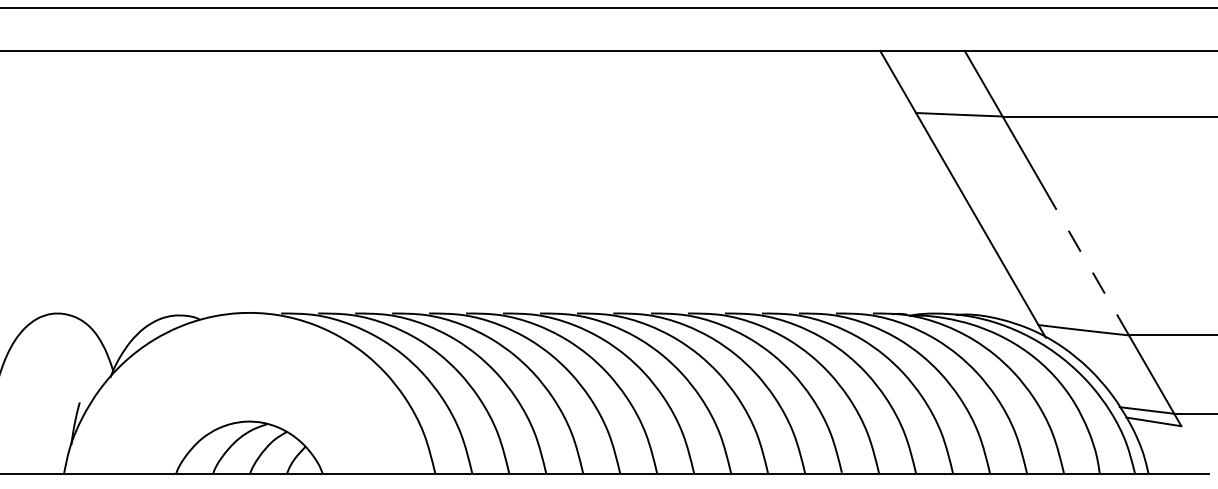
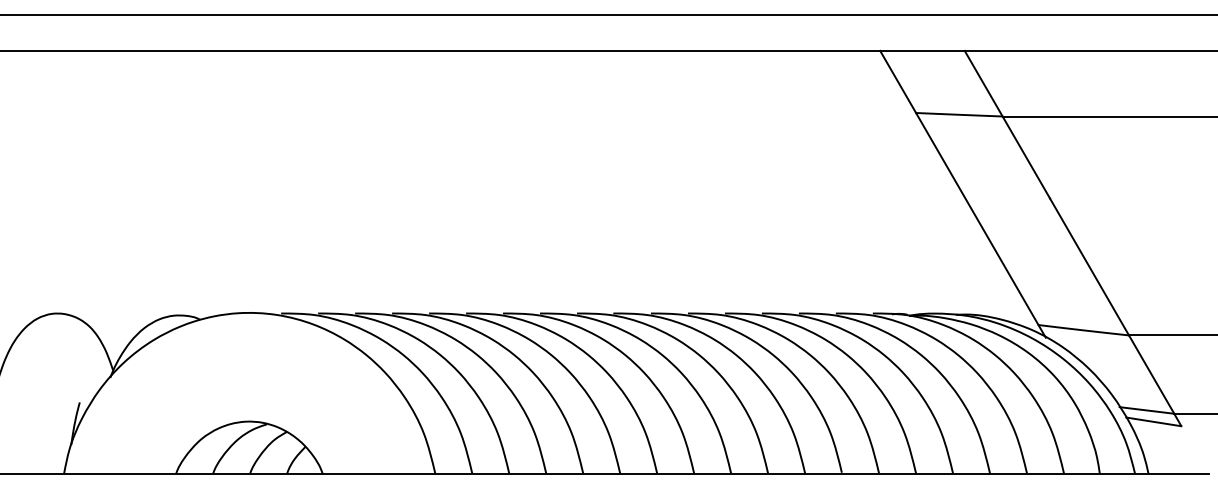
line position: (608, 7) -> (608, 14) (608, 14)
line: dashed -> solid (1089, 266)
